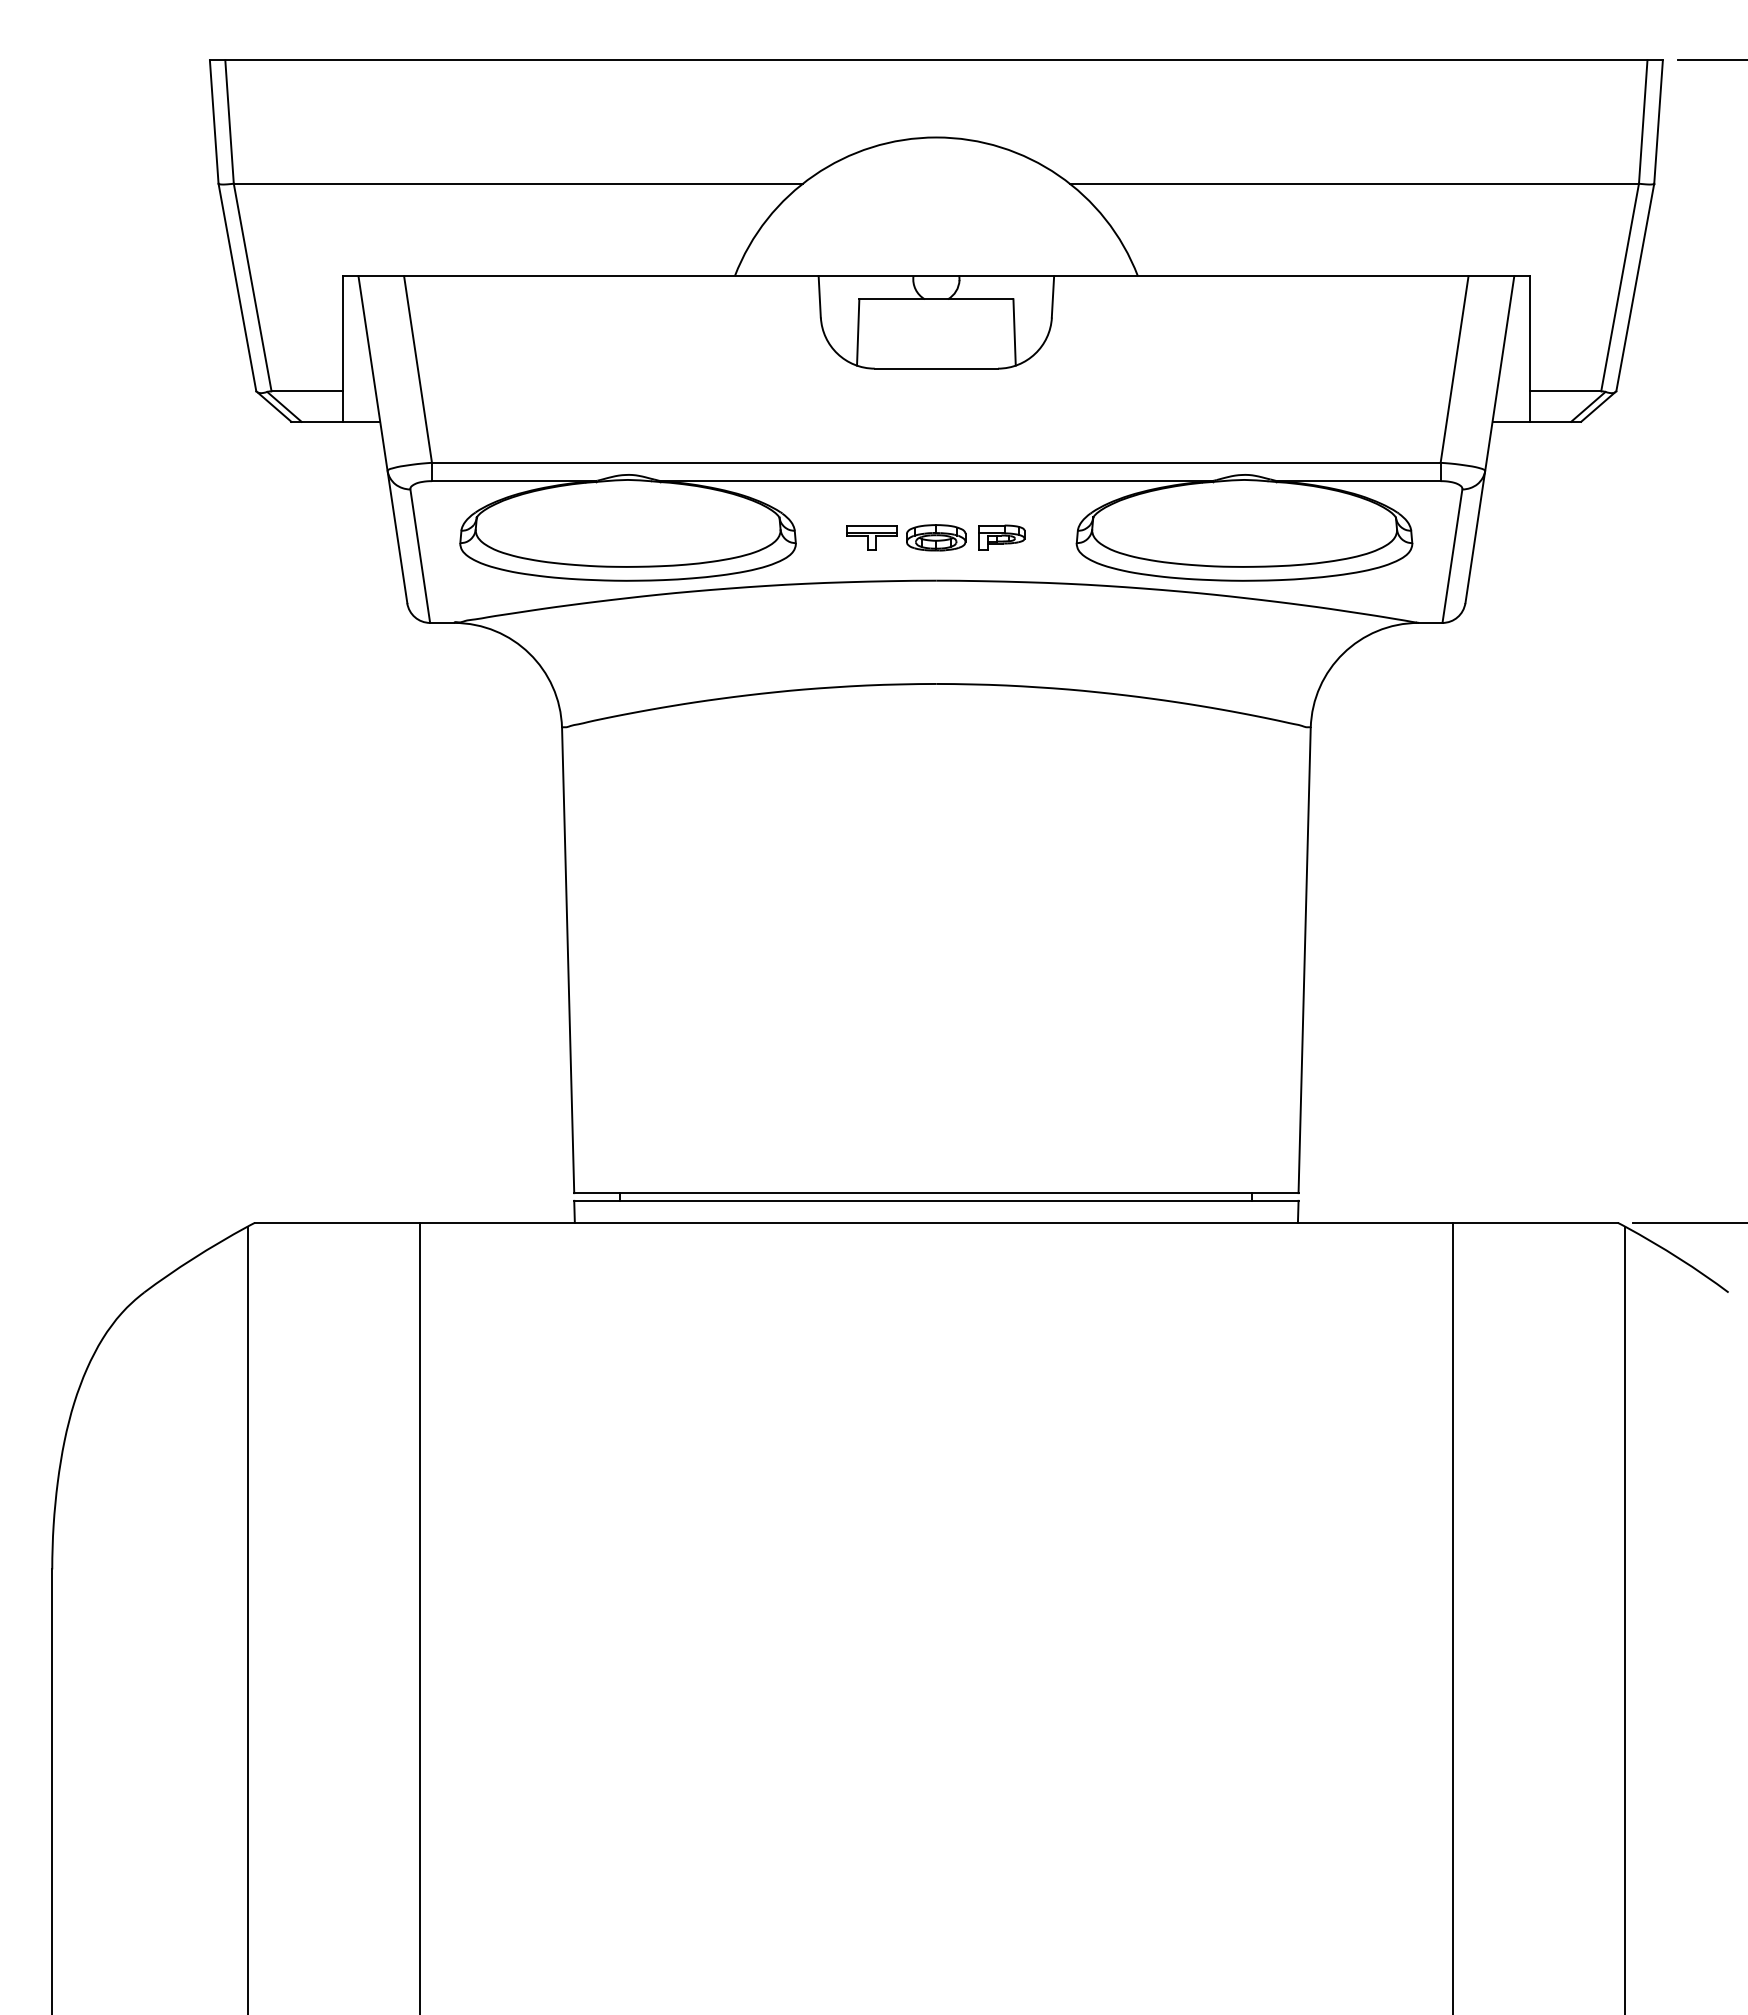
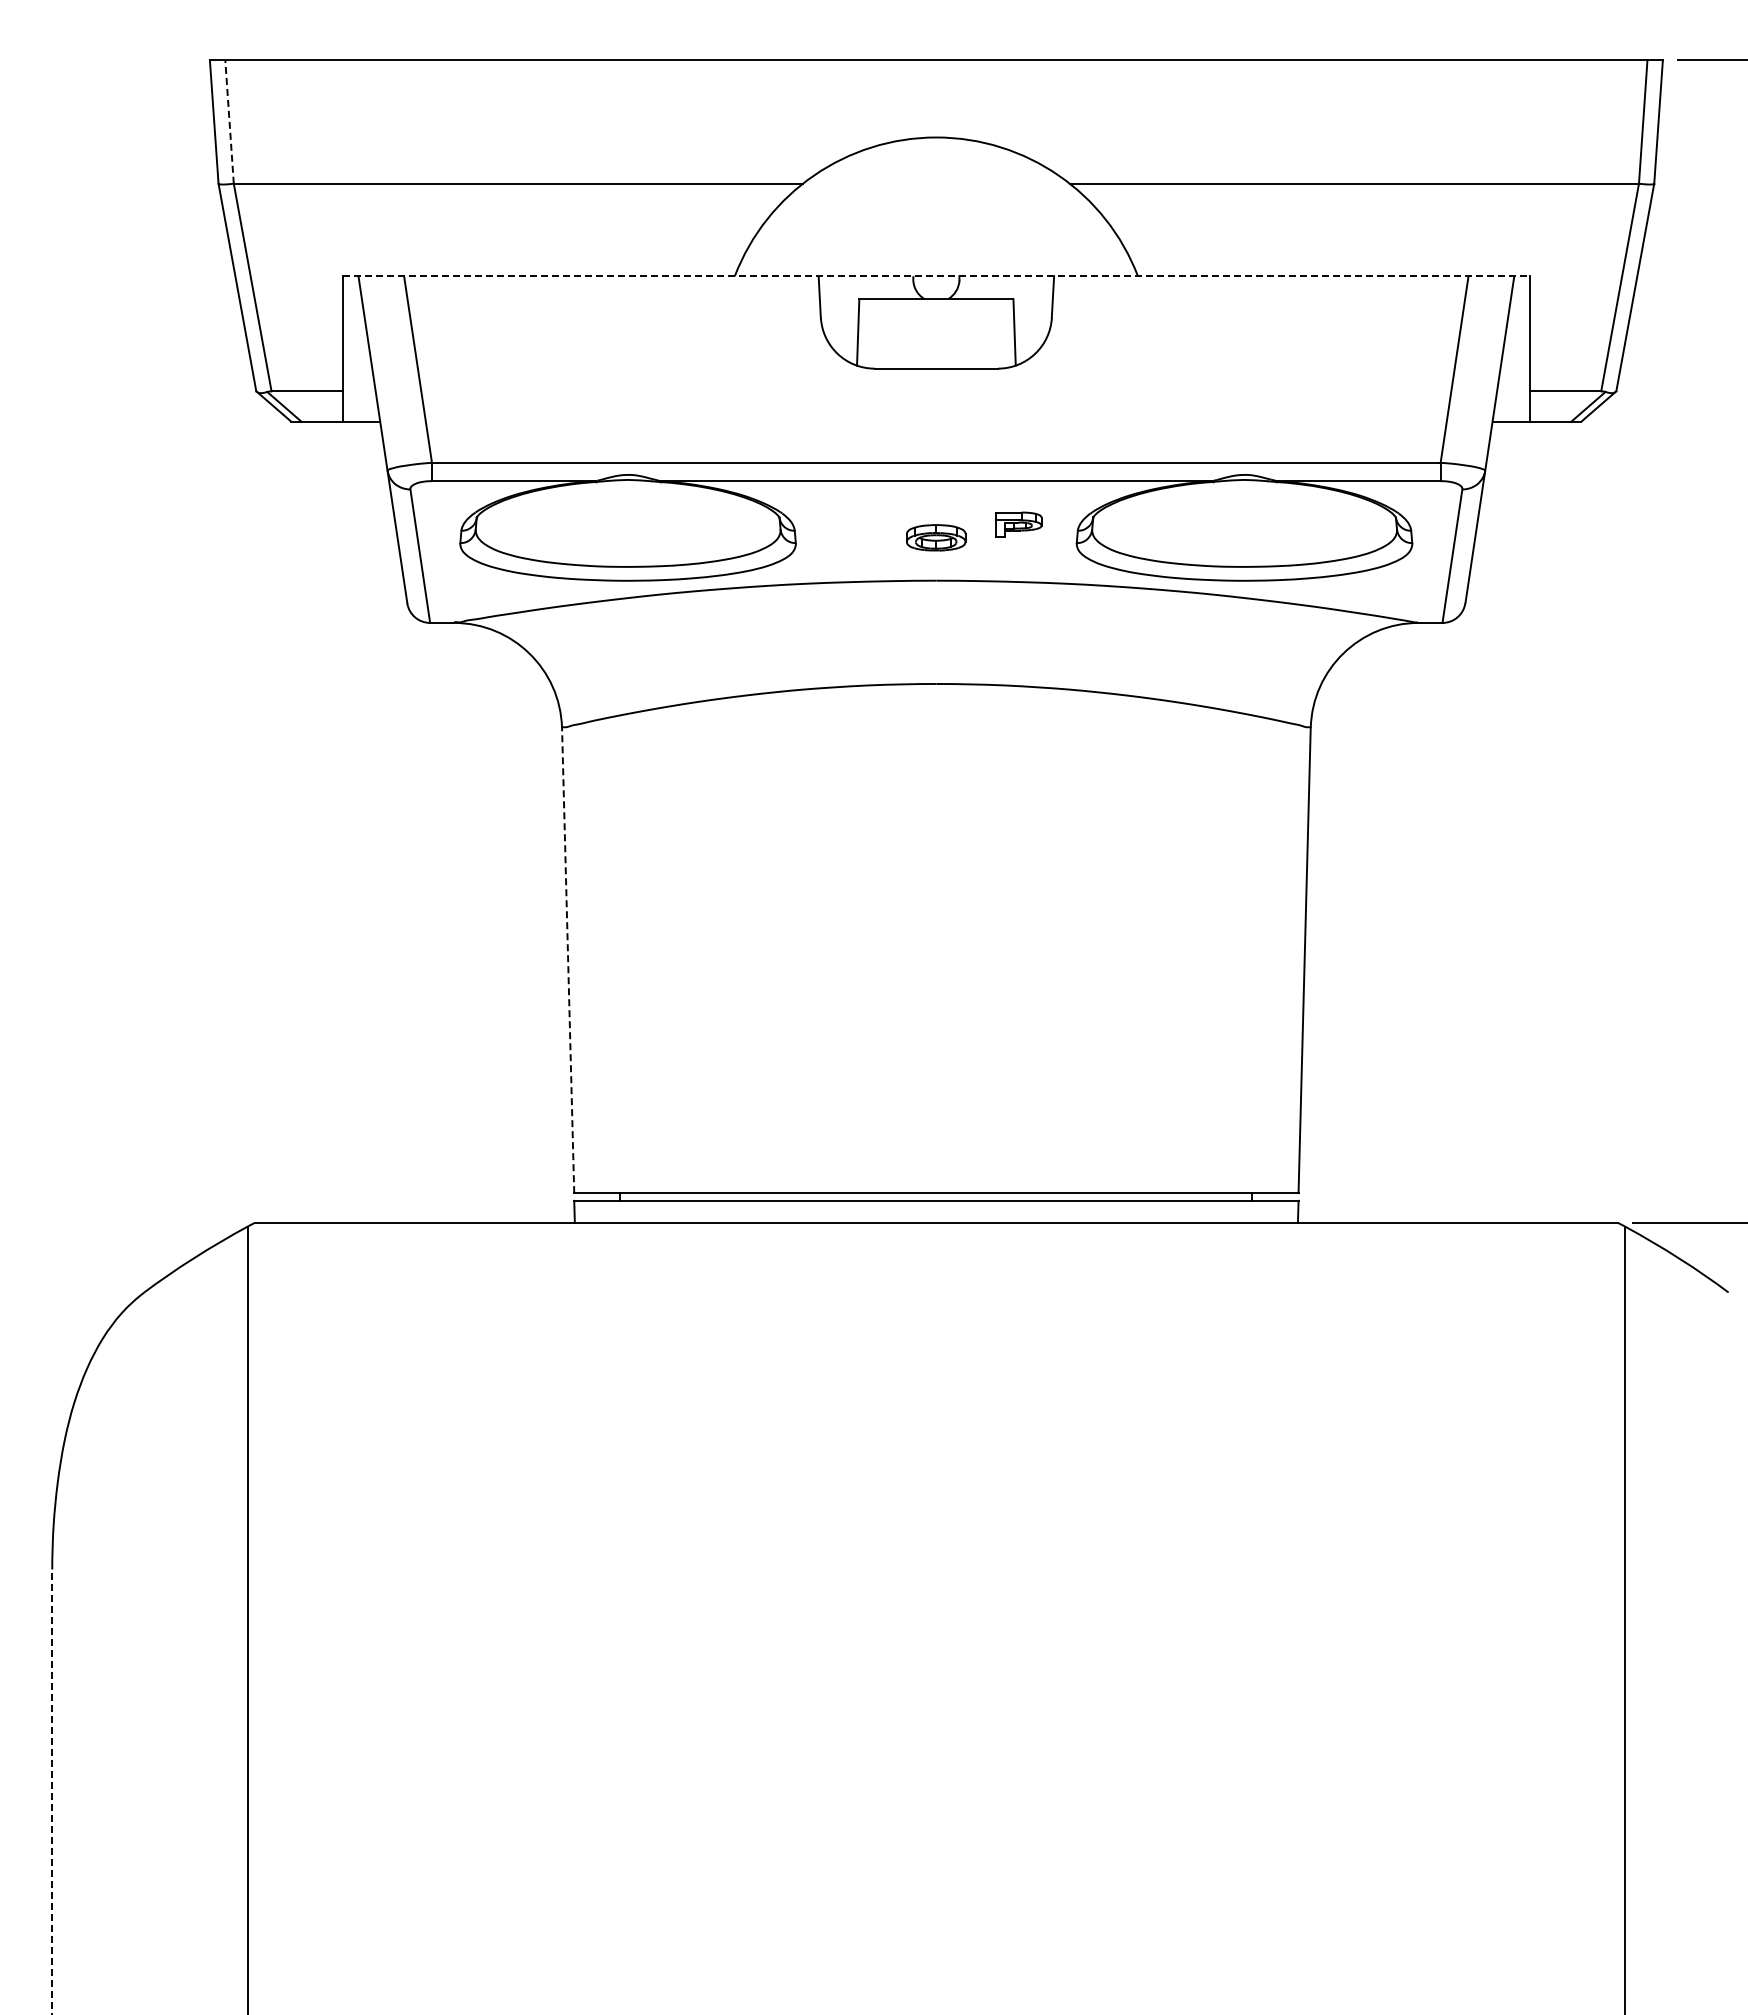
line: solid -> dashed (229, 122)
line: solid -> dashed (936, 276)
part: present -> none (871, 537)
part position: (1001, 537) -> (1018, 524) (1018, 524)
line: solid -> dashed (568, 960)
line: present -> none (419, 1616)
line: present -> none (1452, 1616)
line: solid -> dashed (52, 1791)
